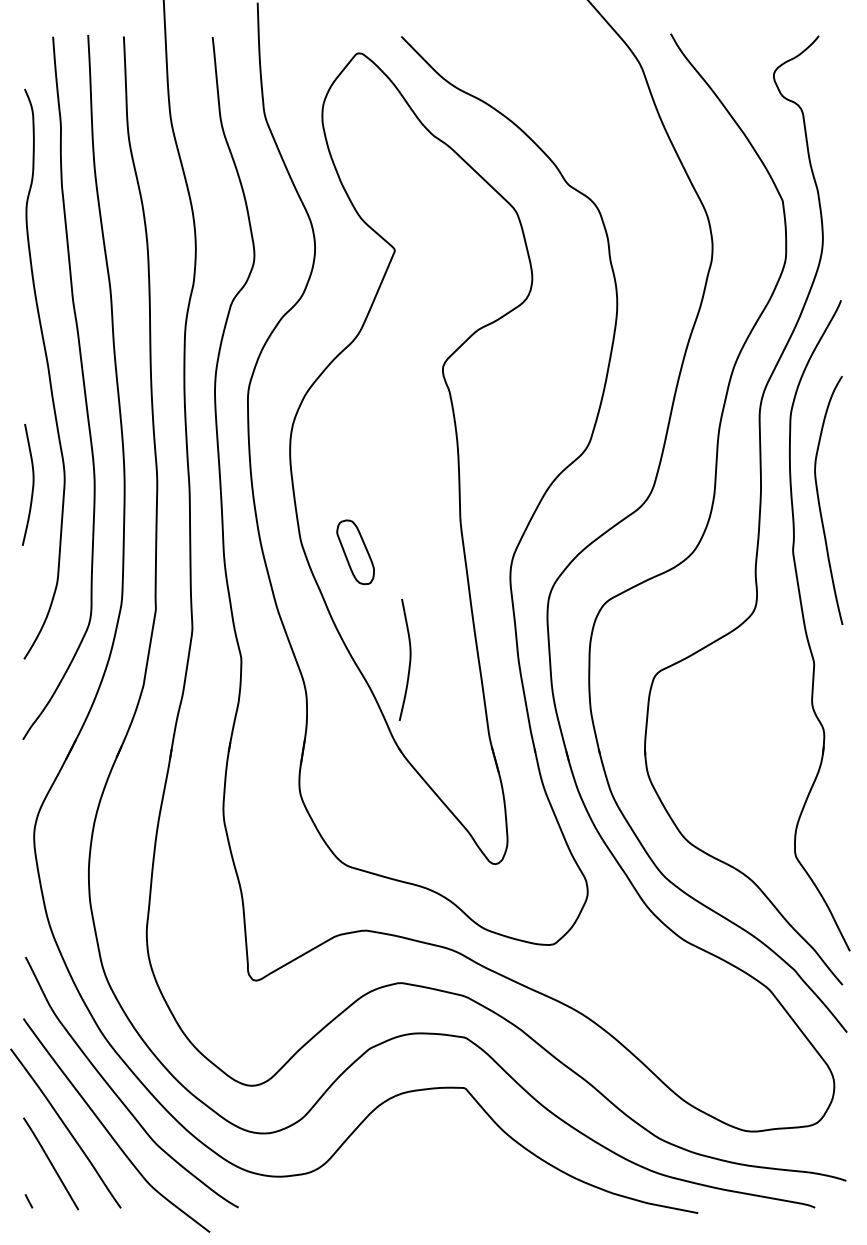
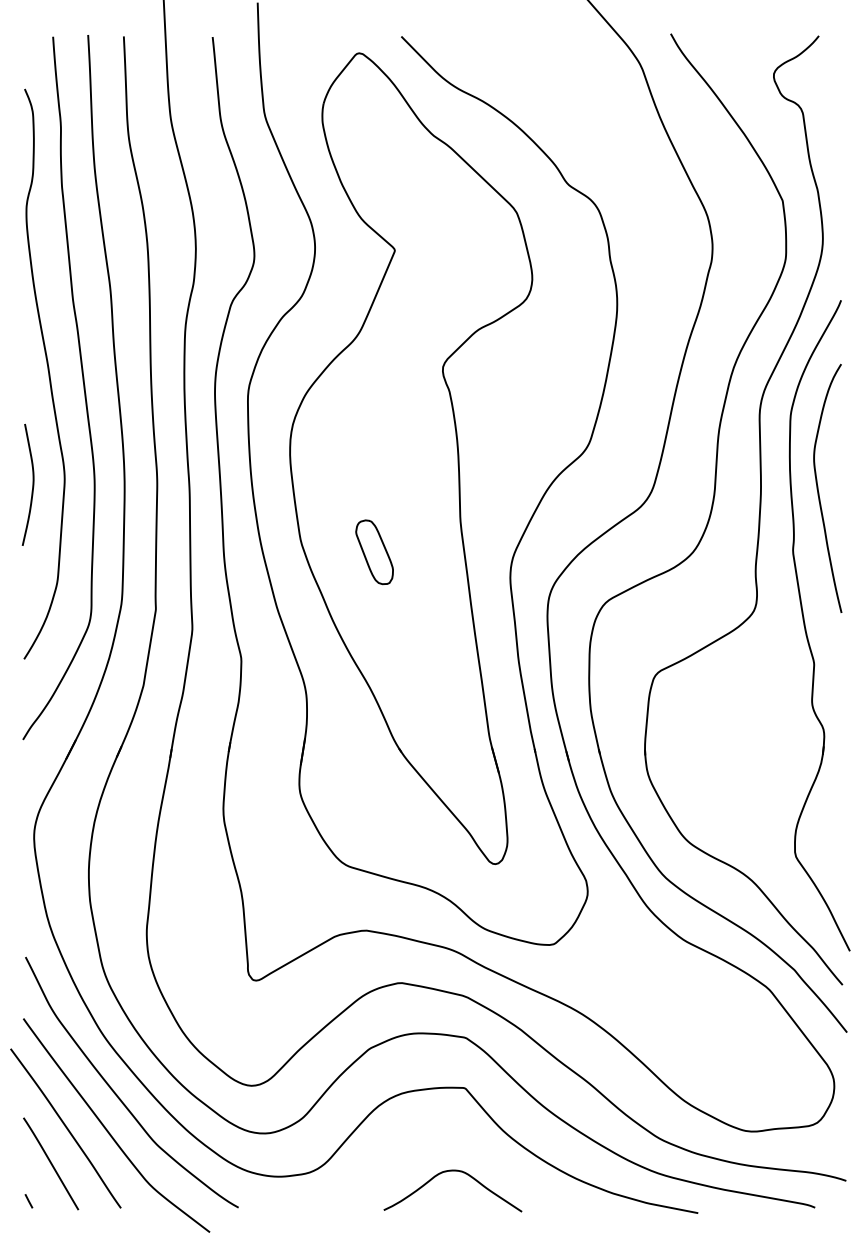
curve position: (819, 499) -> (818, 487) (818, 487)
part position: (355, 552) -> (374, 552) (374, 552)
curve: present -> none (409, 659)
curve: none -> present (446, 1172)
